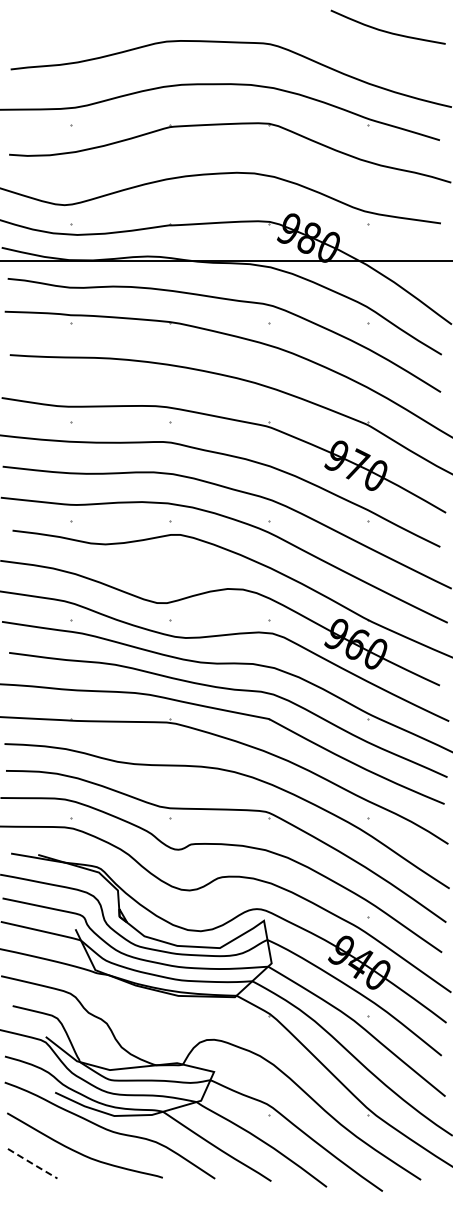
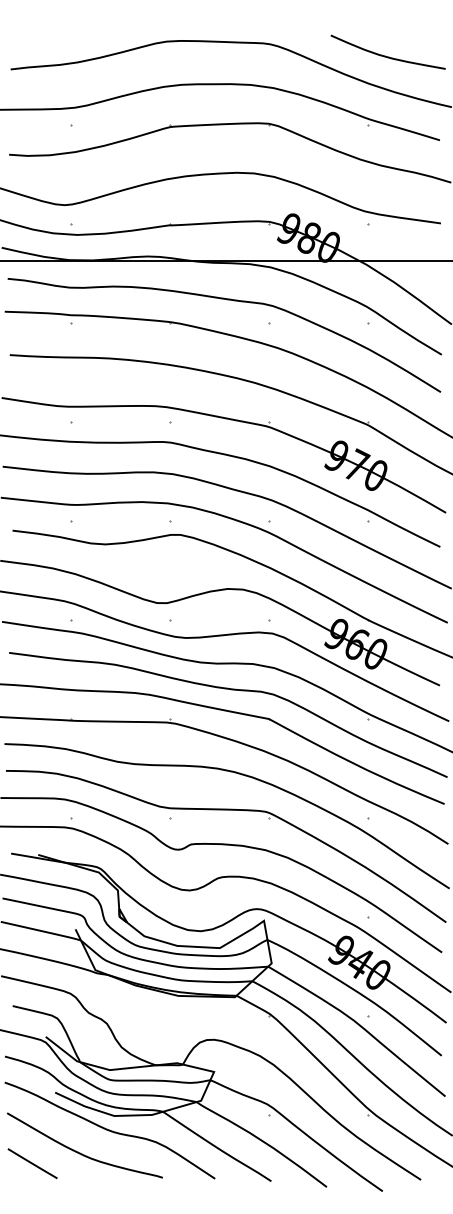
curve position: (385, 30) -> (385, 55) (385, 55)
line: dashed -> solid (32, 1163)
